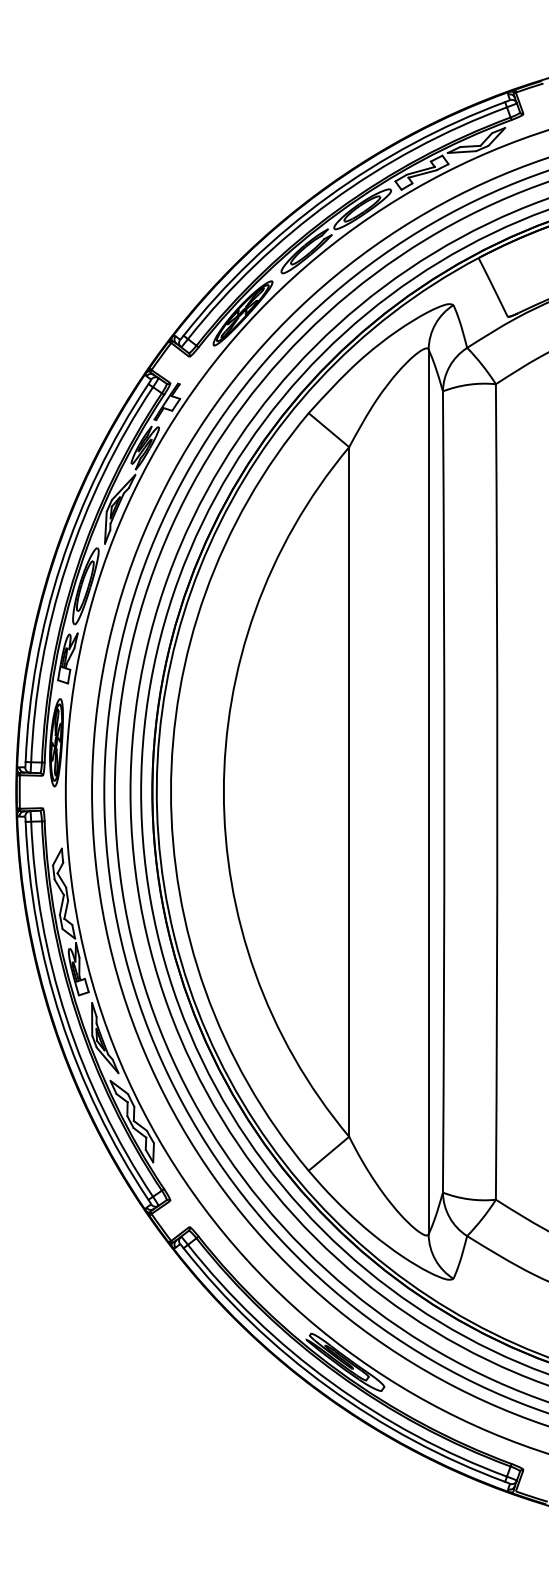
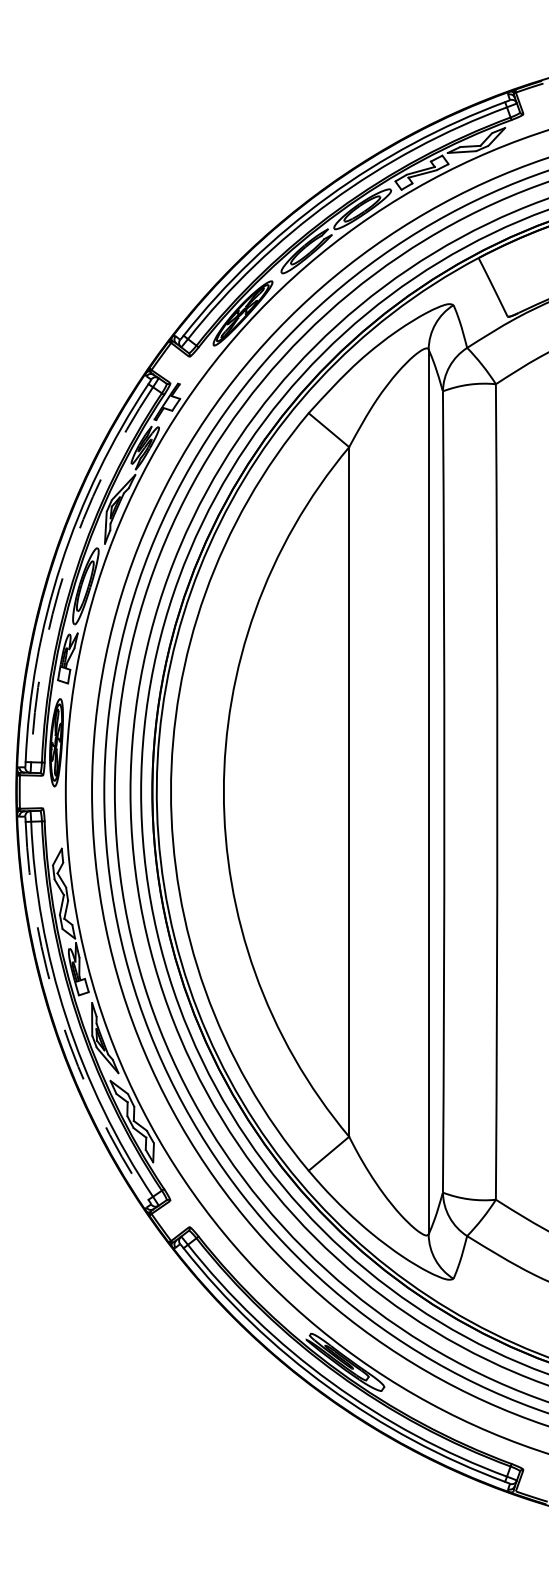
arc: solid -> dashed (66, 566)
arc: solid -> dashed (61, 1019)
